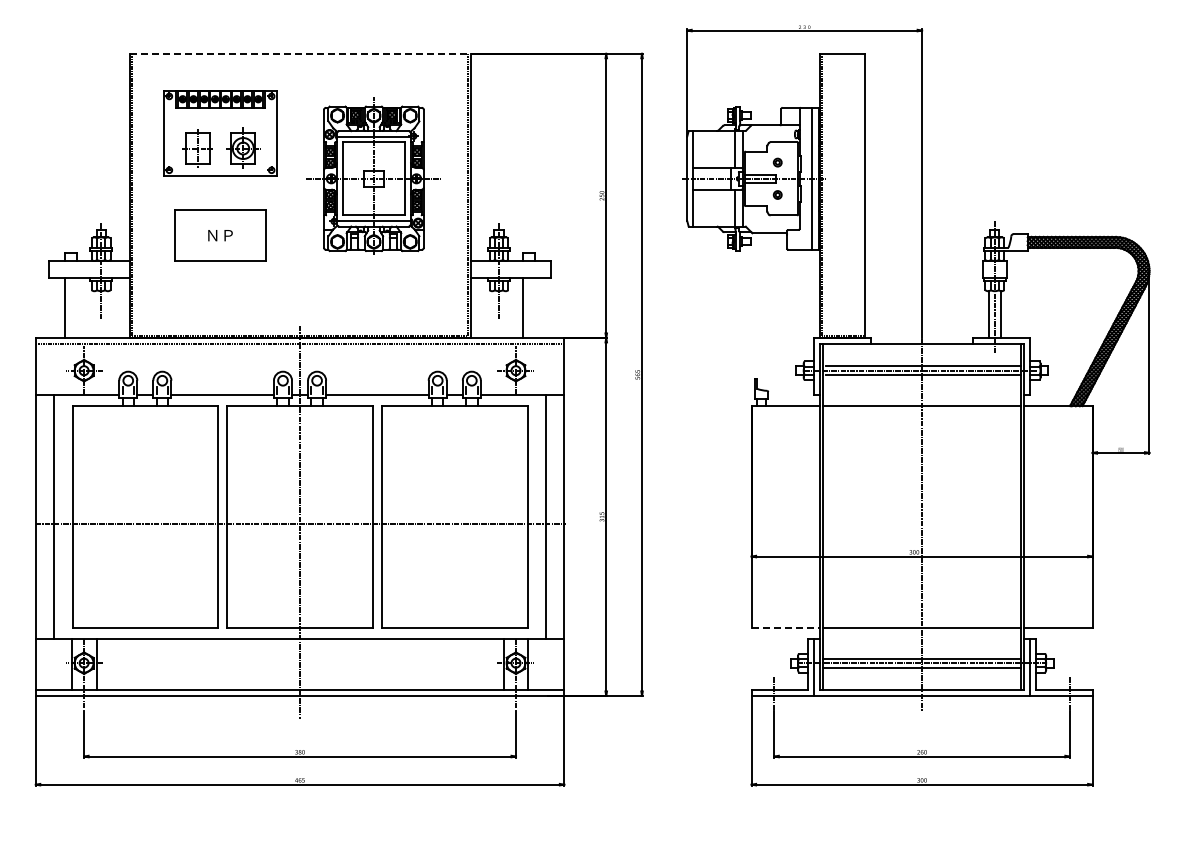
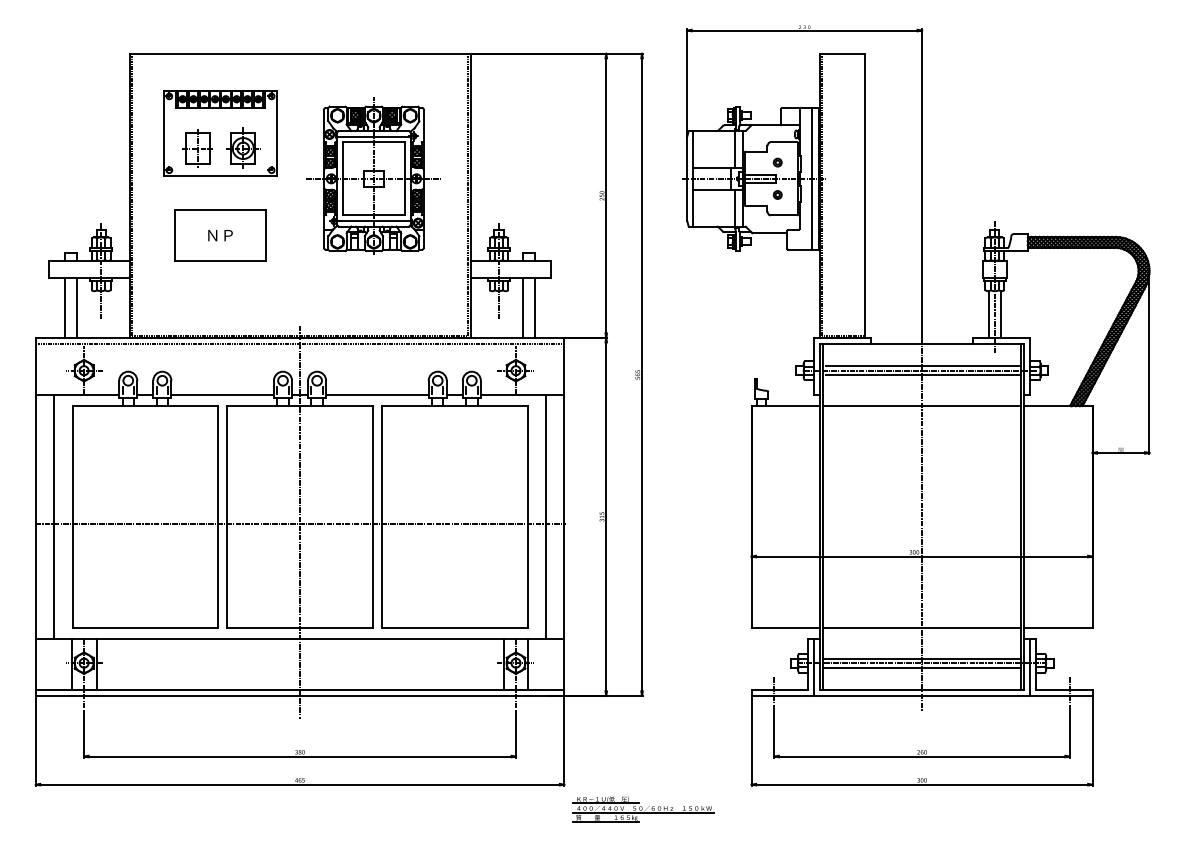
line: dashed -> solid (300, 53)
line: none -> present (76, 307)
line: none -> present (534, 307)
line: dashed -> solid (786, 627)
part: none -> present (643, 809)
